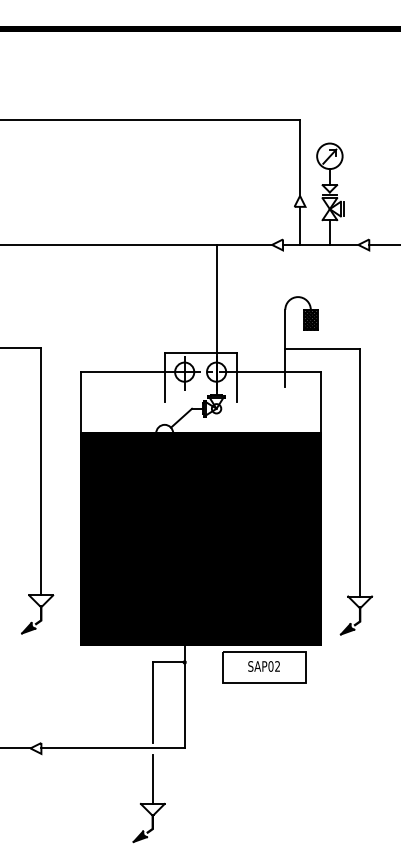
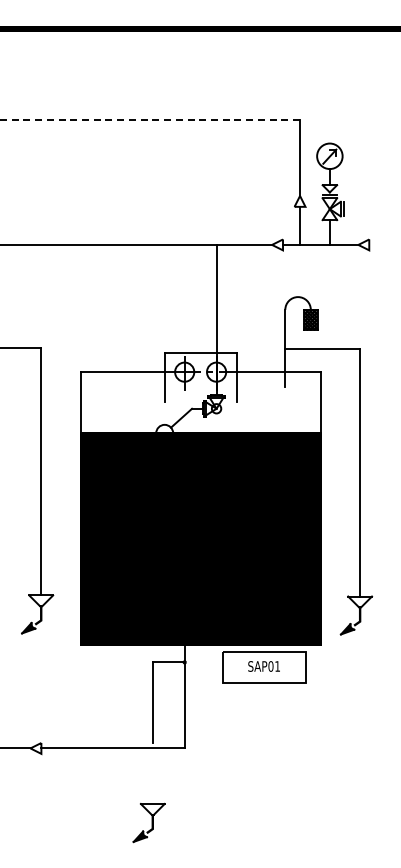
line: solid -> dashed (150, 120)
line: present -> none (383, 244)
text: SAP02 -> SAP01 (277, 666)
line: present -> none (152, 778)
